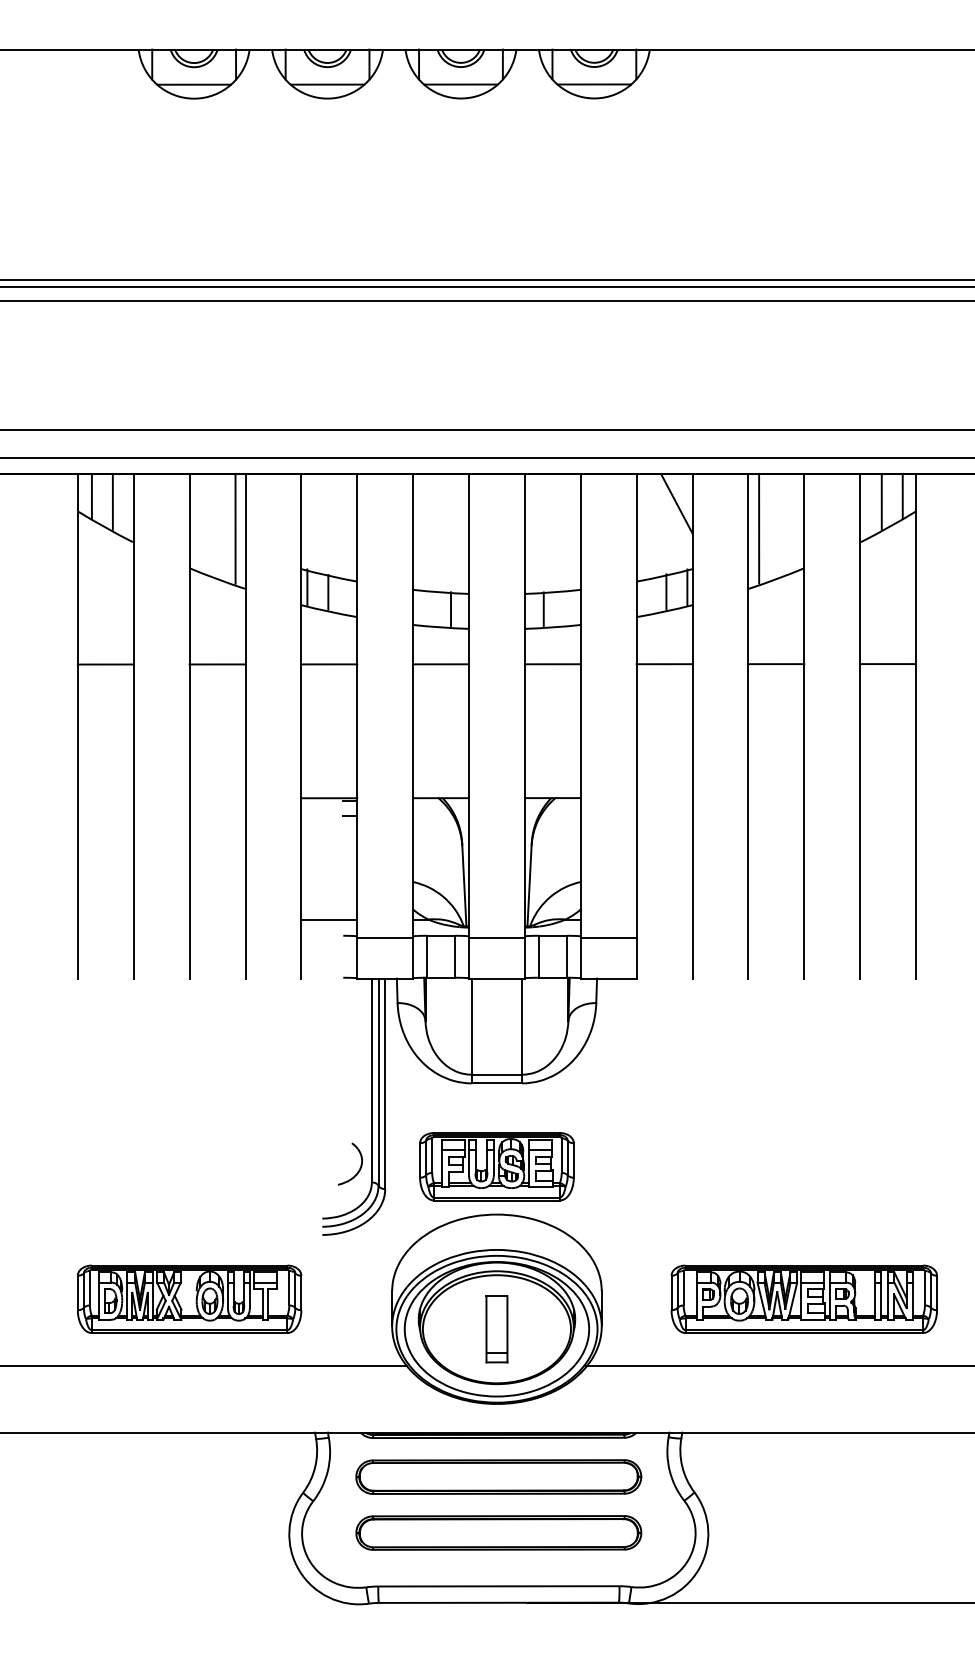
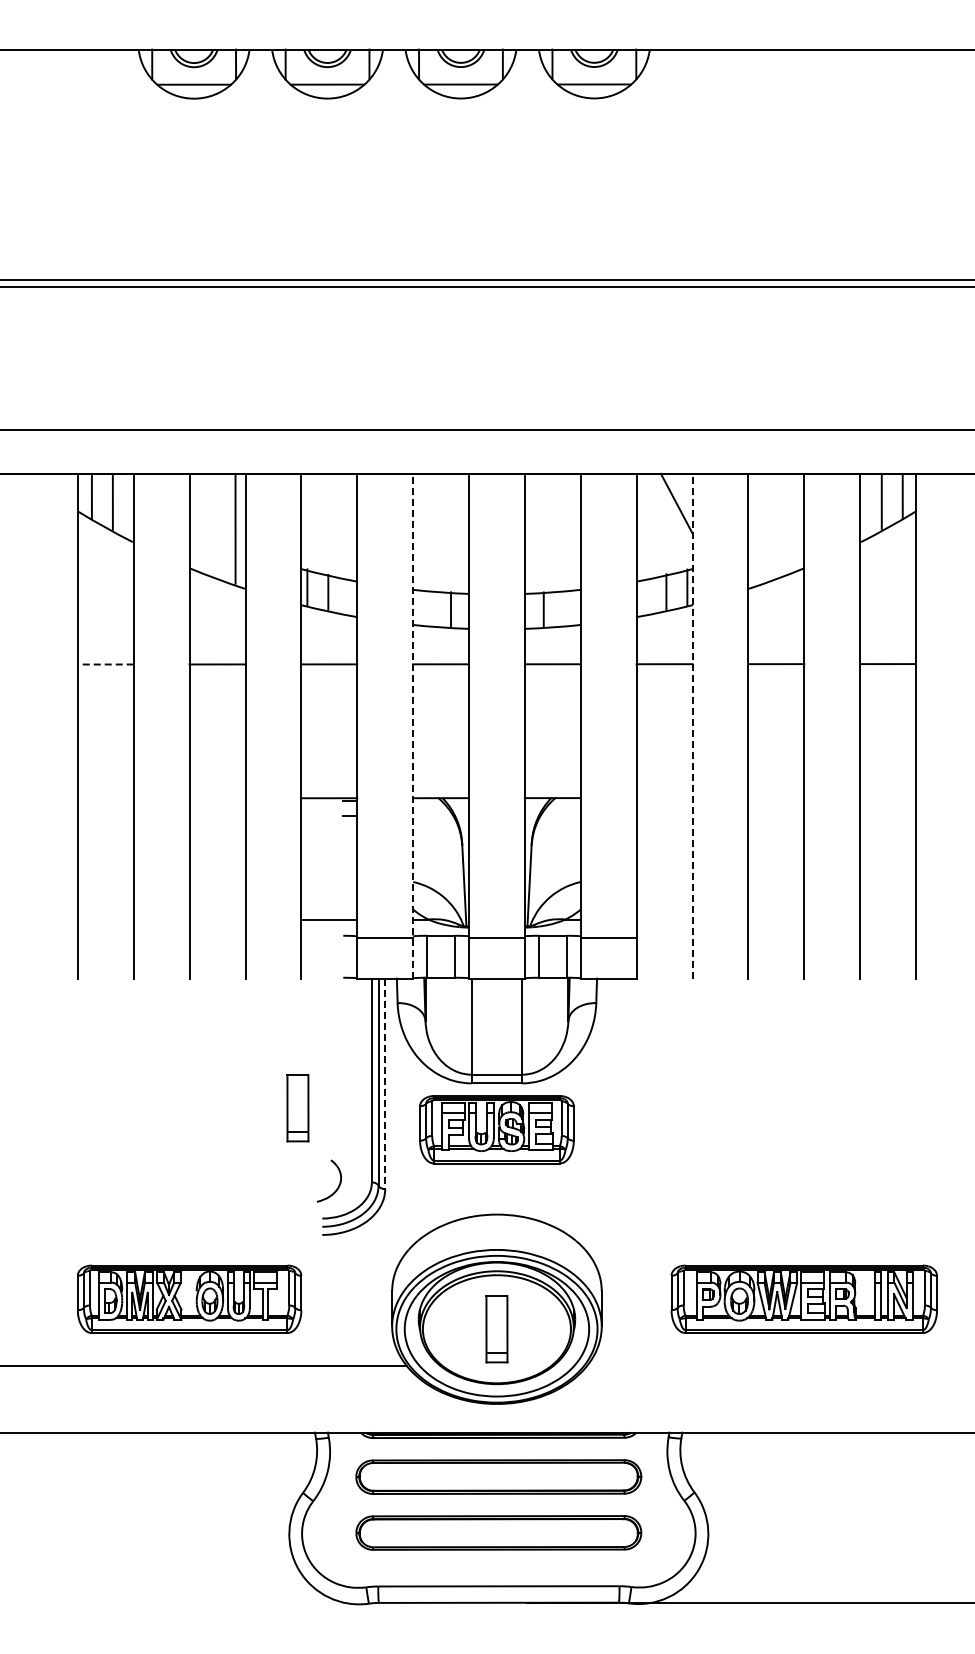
line: present -> none (486, 301)
line: present -> none (486, 457)
line: present -> none (759, 528)
line: solid -> dashed (105, 664)
line: solid -> dashed (413, 725)
line: solid -> dashed (692, 725)
line: solid -> dashed (385, 1084)
part: none -> present (297, 1108)
part position: (360, 1164) -> (339, 1181) (339, 1181)
part position: (496, 1166) -> (496, 1129) (496, 1129)
line: present -> none (778, 1366)
